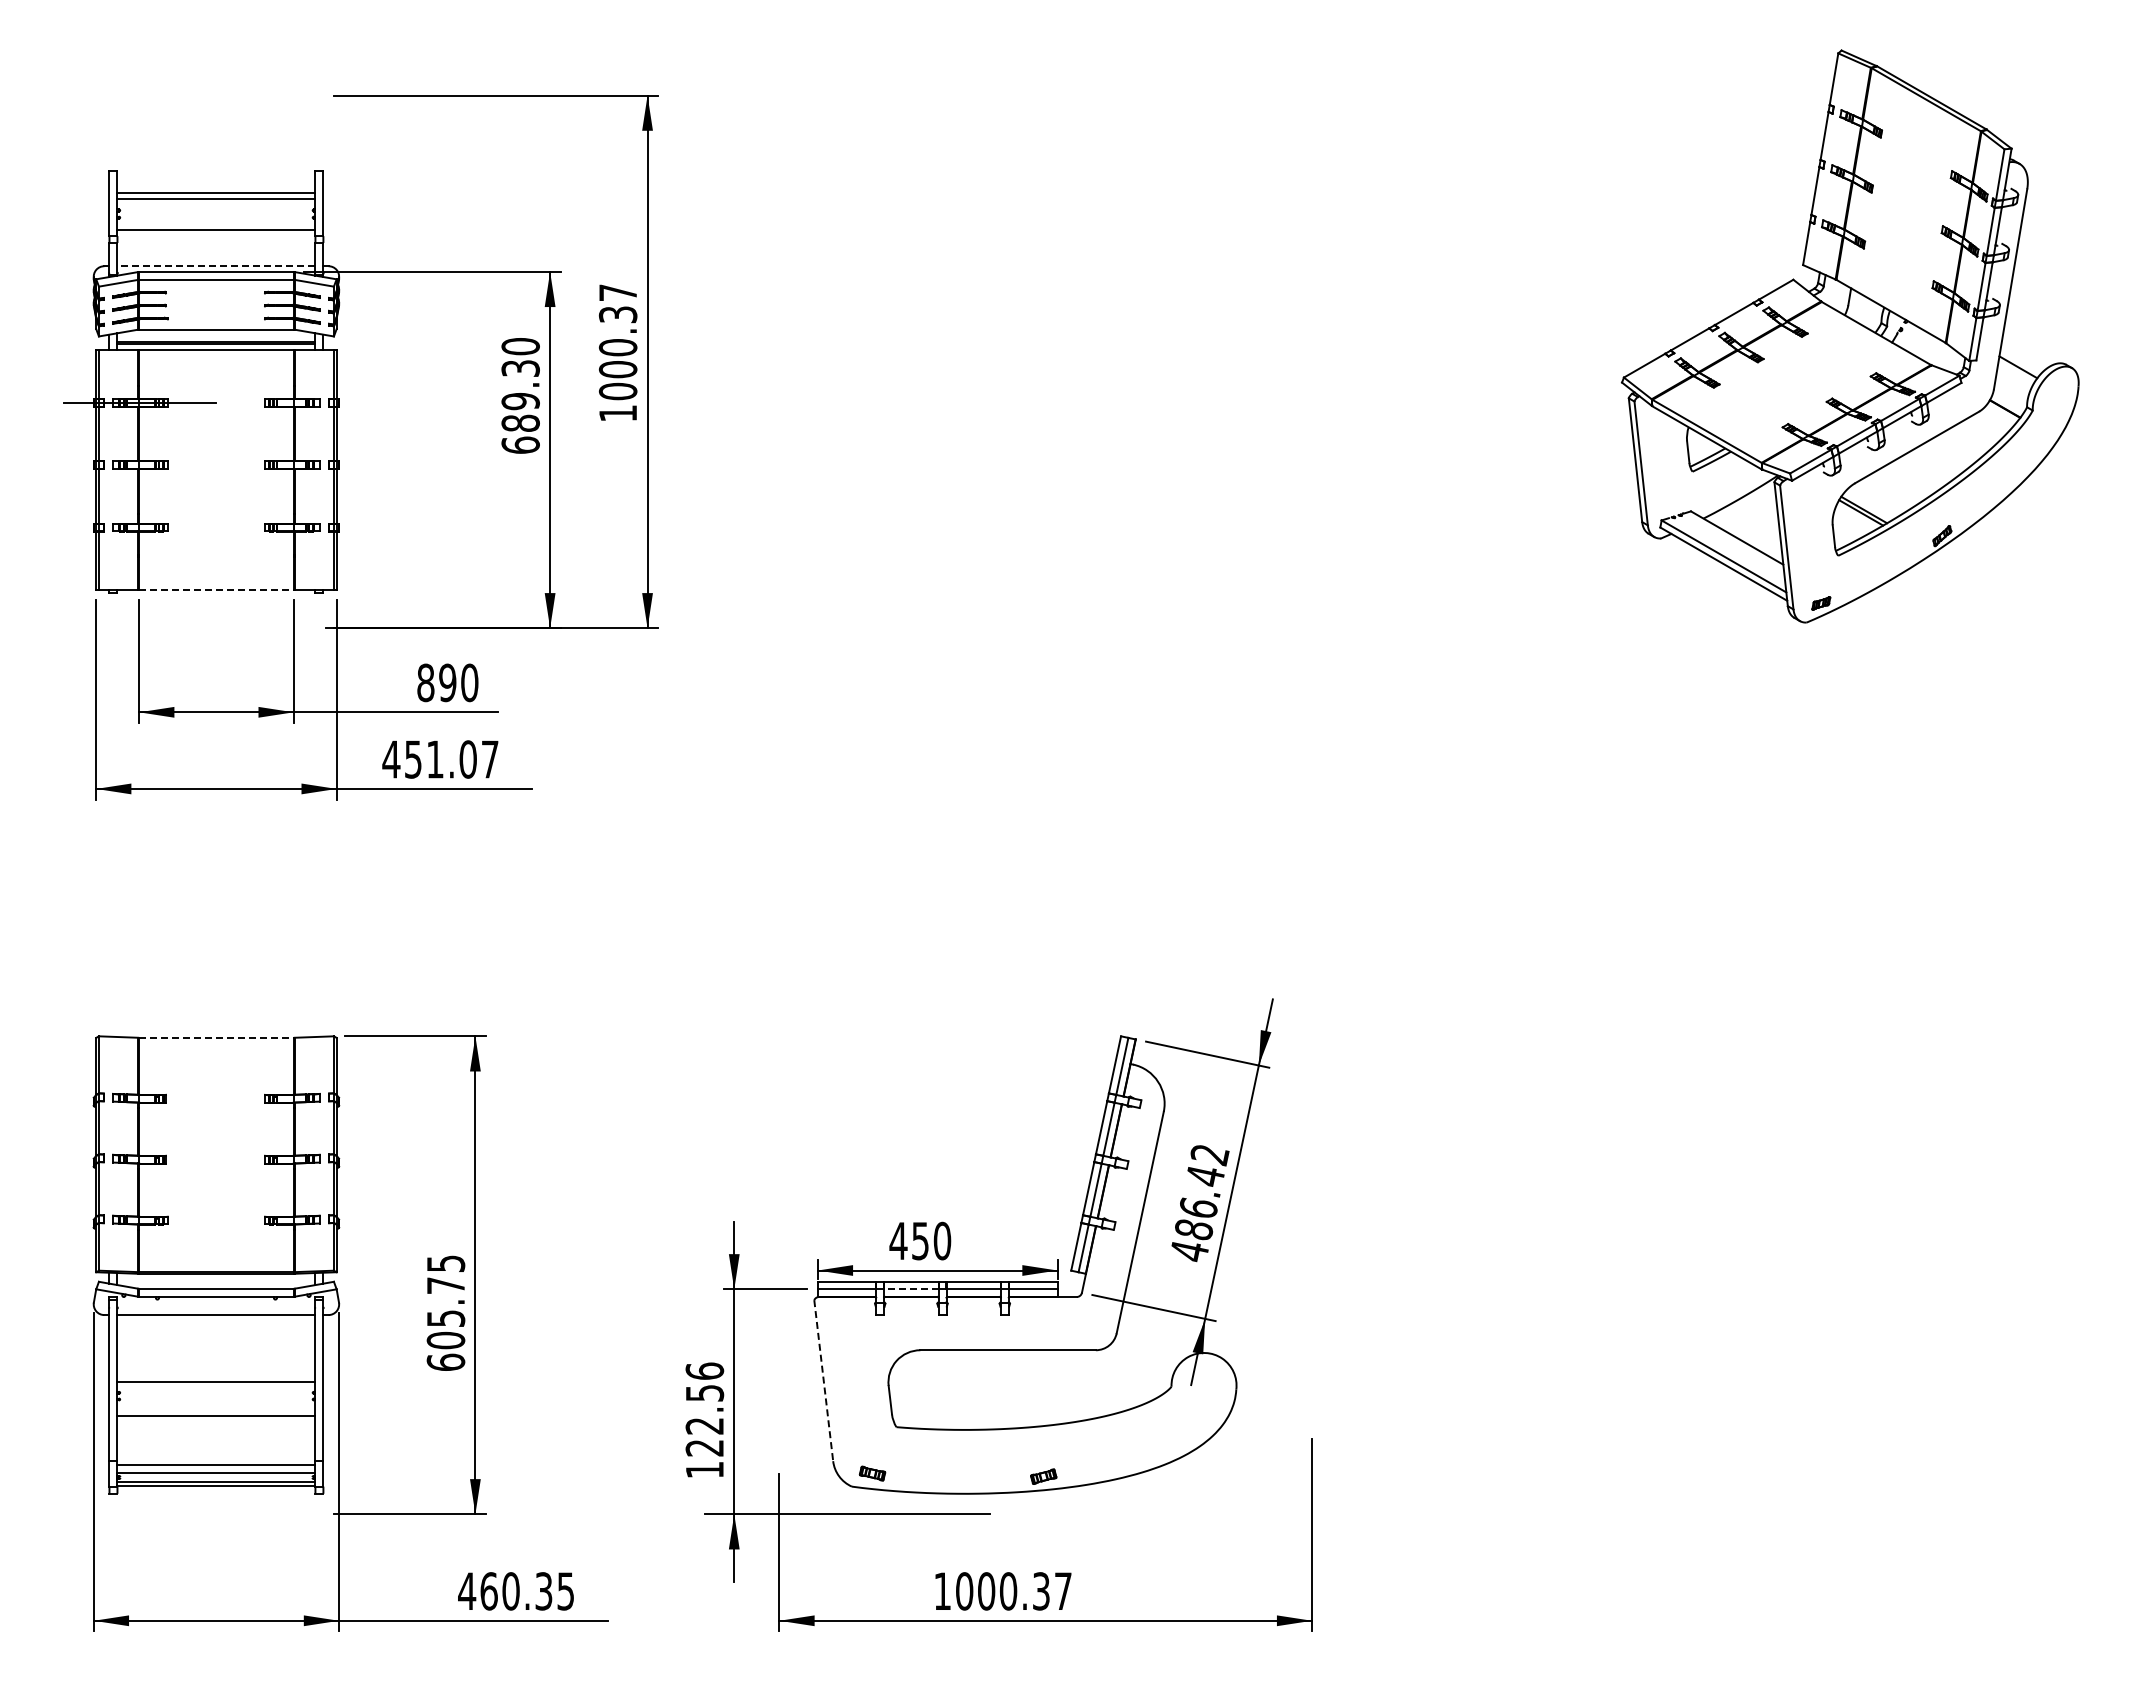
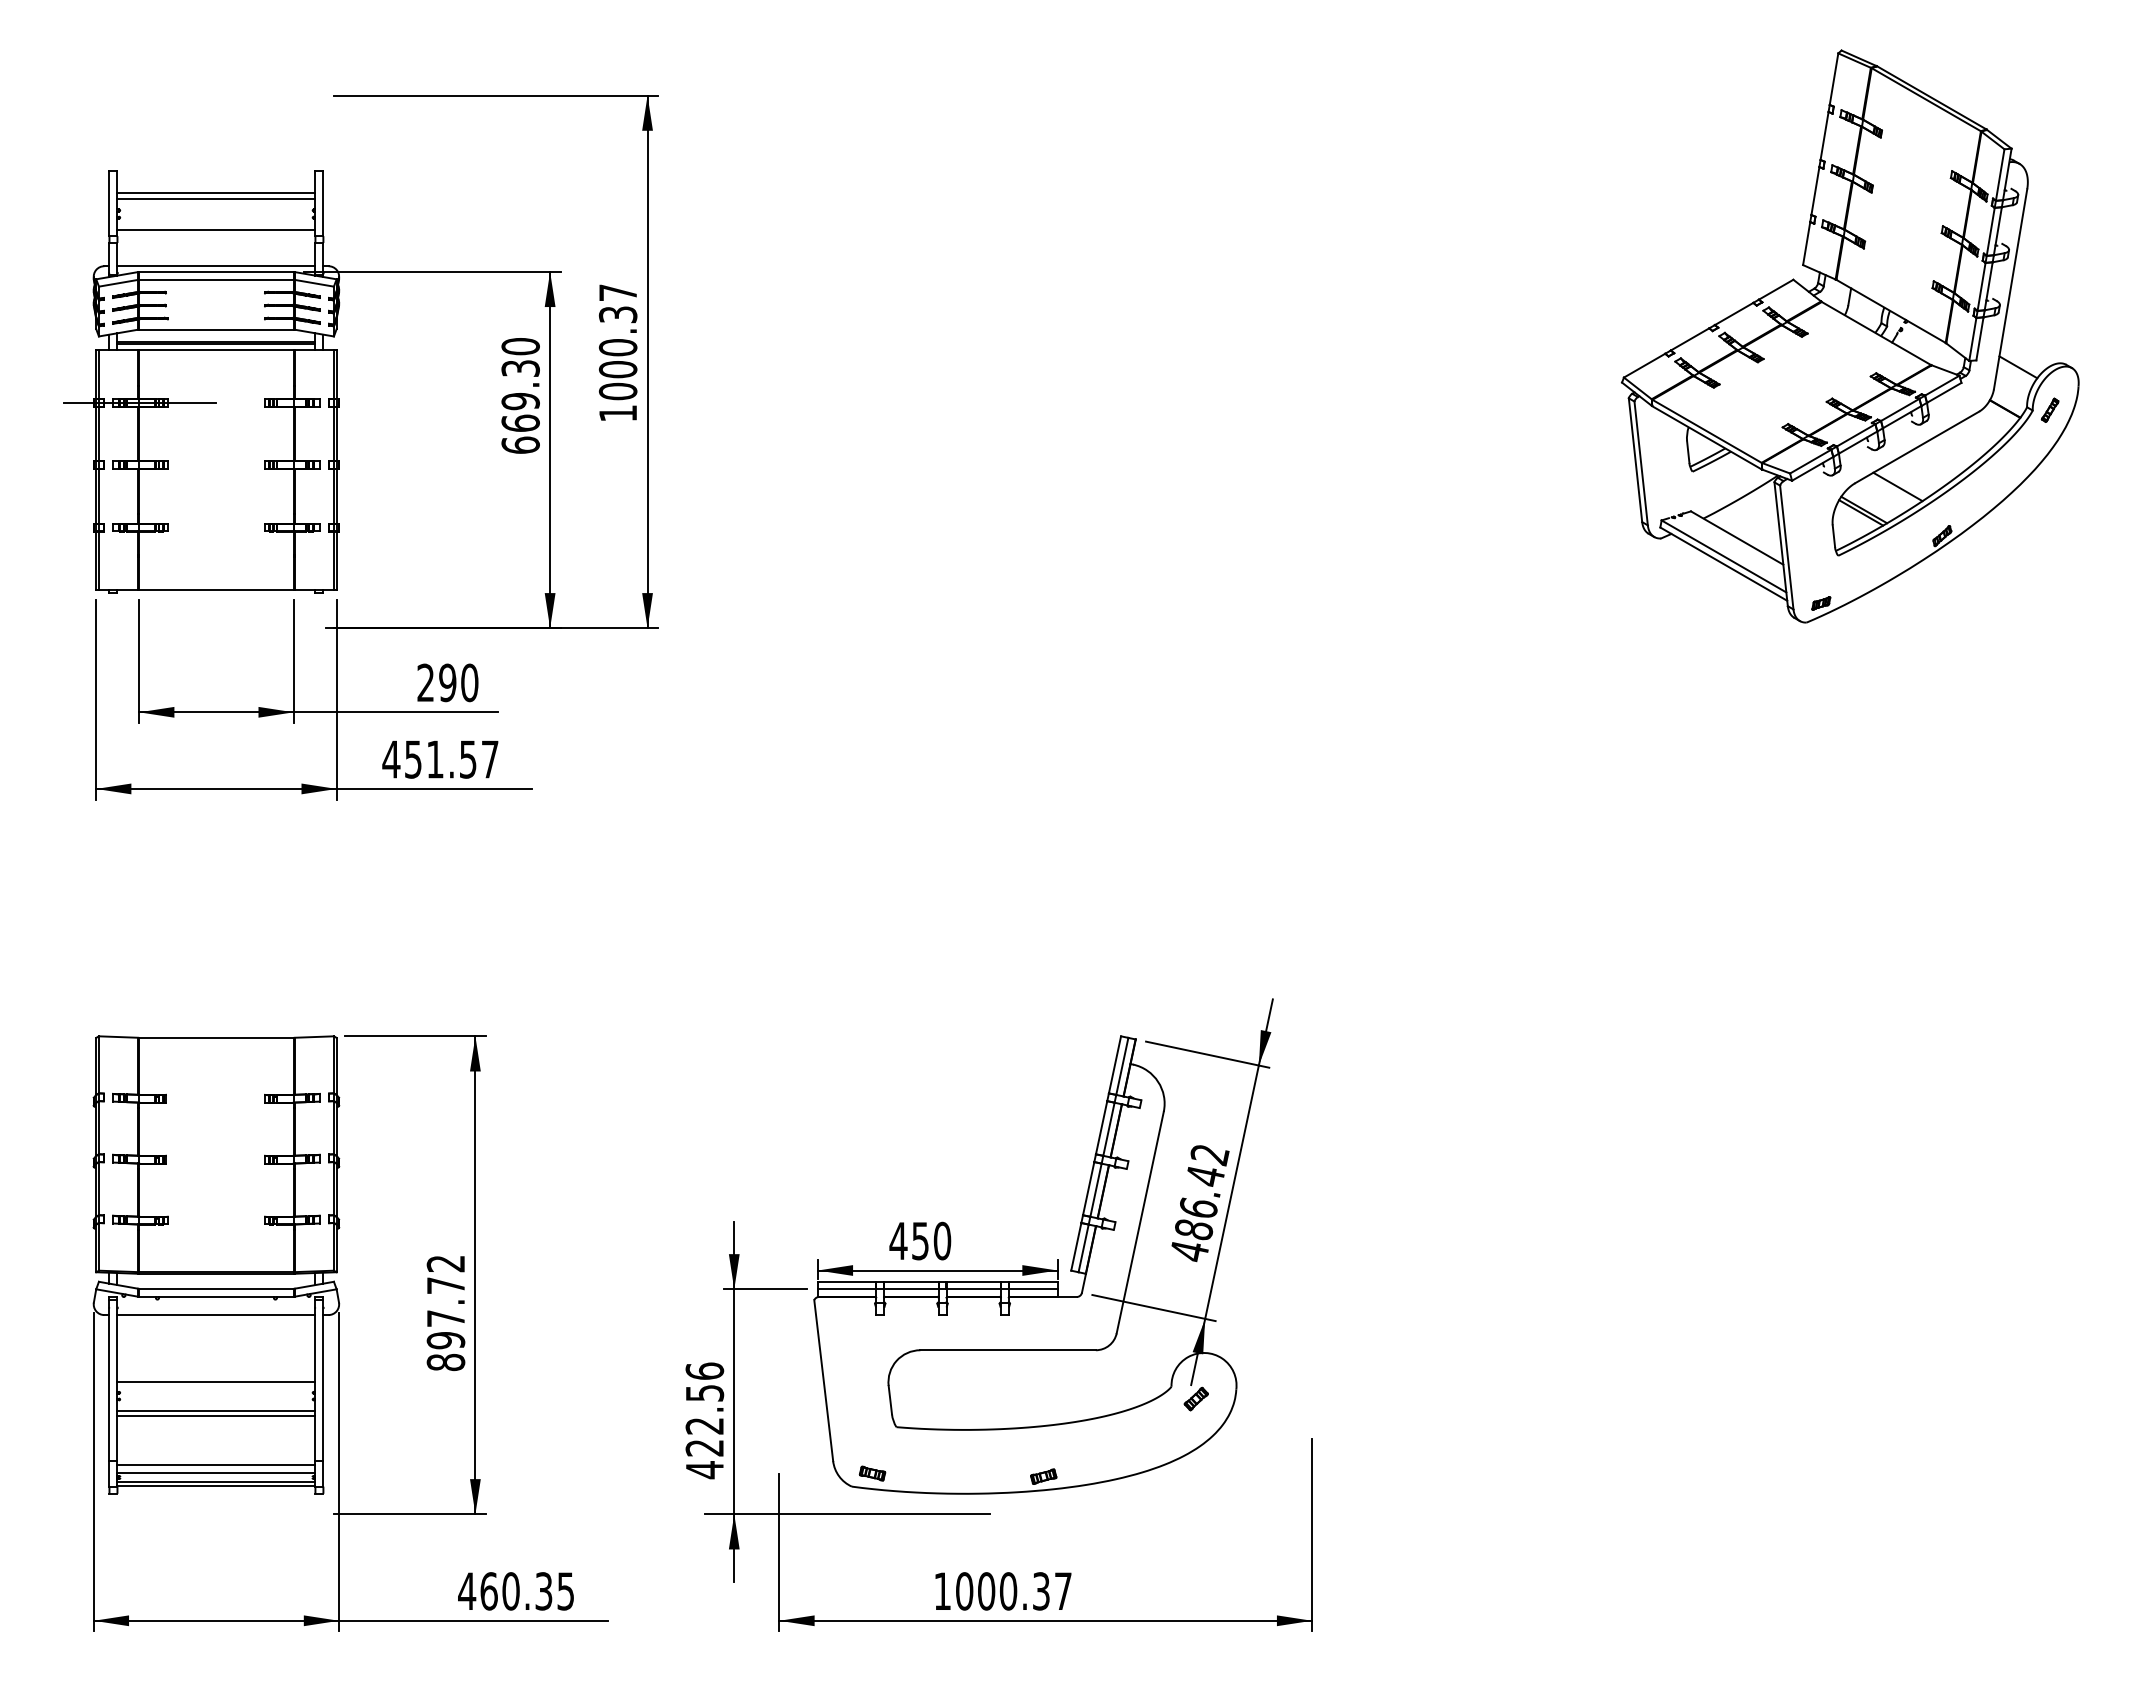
line: dashed -> solid (216, 266)
part: none -> present (2049, 409)
text: 689.30 -> 669.30 (520, 422)
line: none -> present (1897, 486)
line: dashed -> solid (216, 589)
text: 890 -> 290 (425, 682)
text: 451.07 -> 451.57 (467, 759)
line: dashed -> solid (216, 1037)
line: dashed -> solid (910, 1289)
text: 605.75 -> 897.72 (445, 1313)
line: dashed -> solid (823, 1381)
part: none -> present (1195, 1398)
line: none -> present (216, 1410)
text: 122.56 -> 422.56 (704, 1470)
